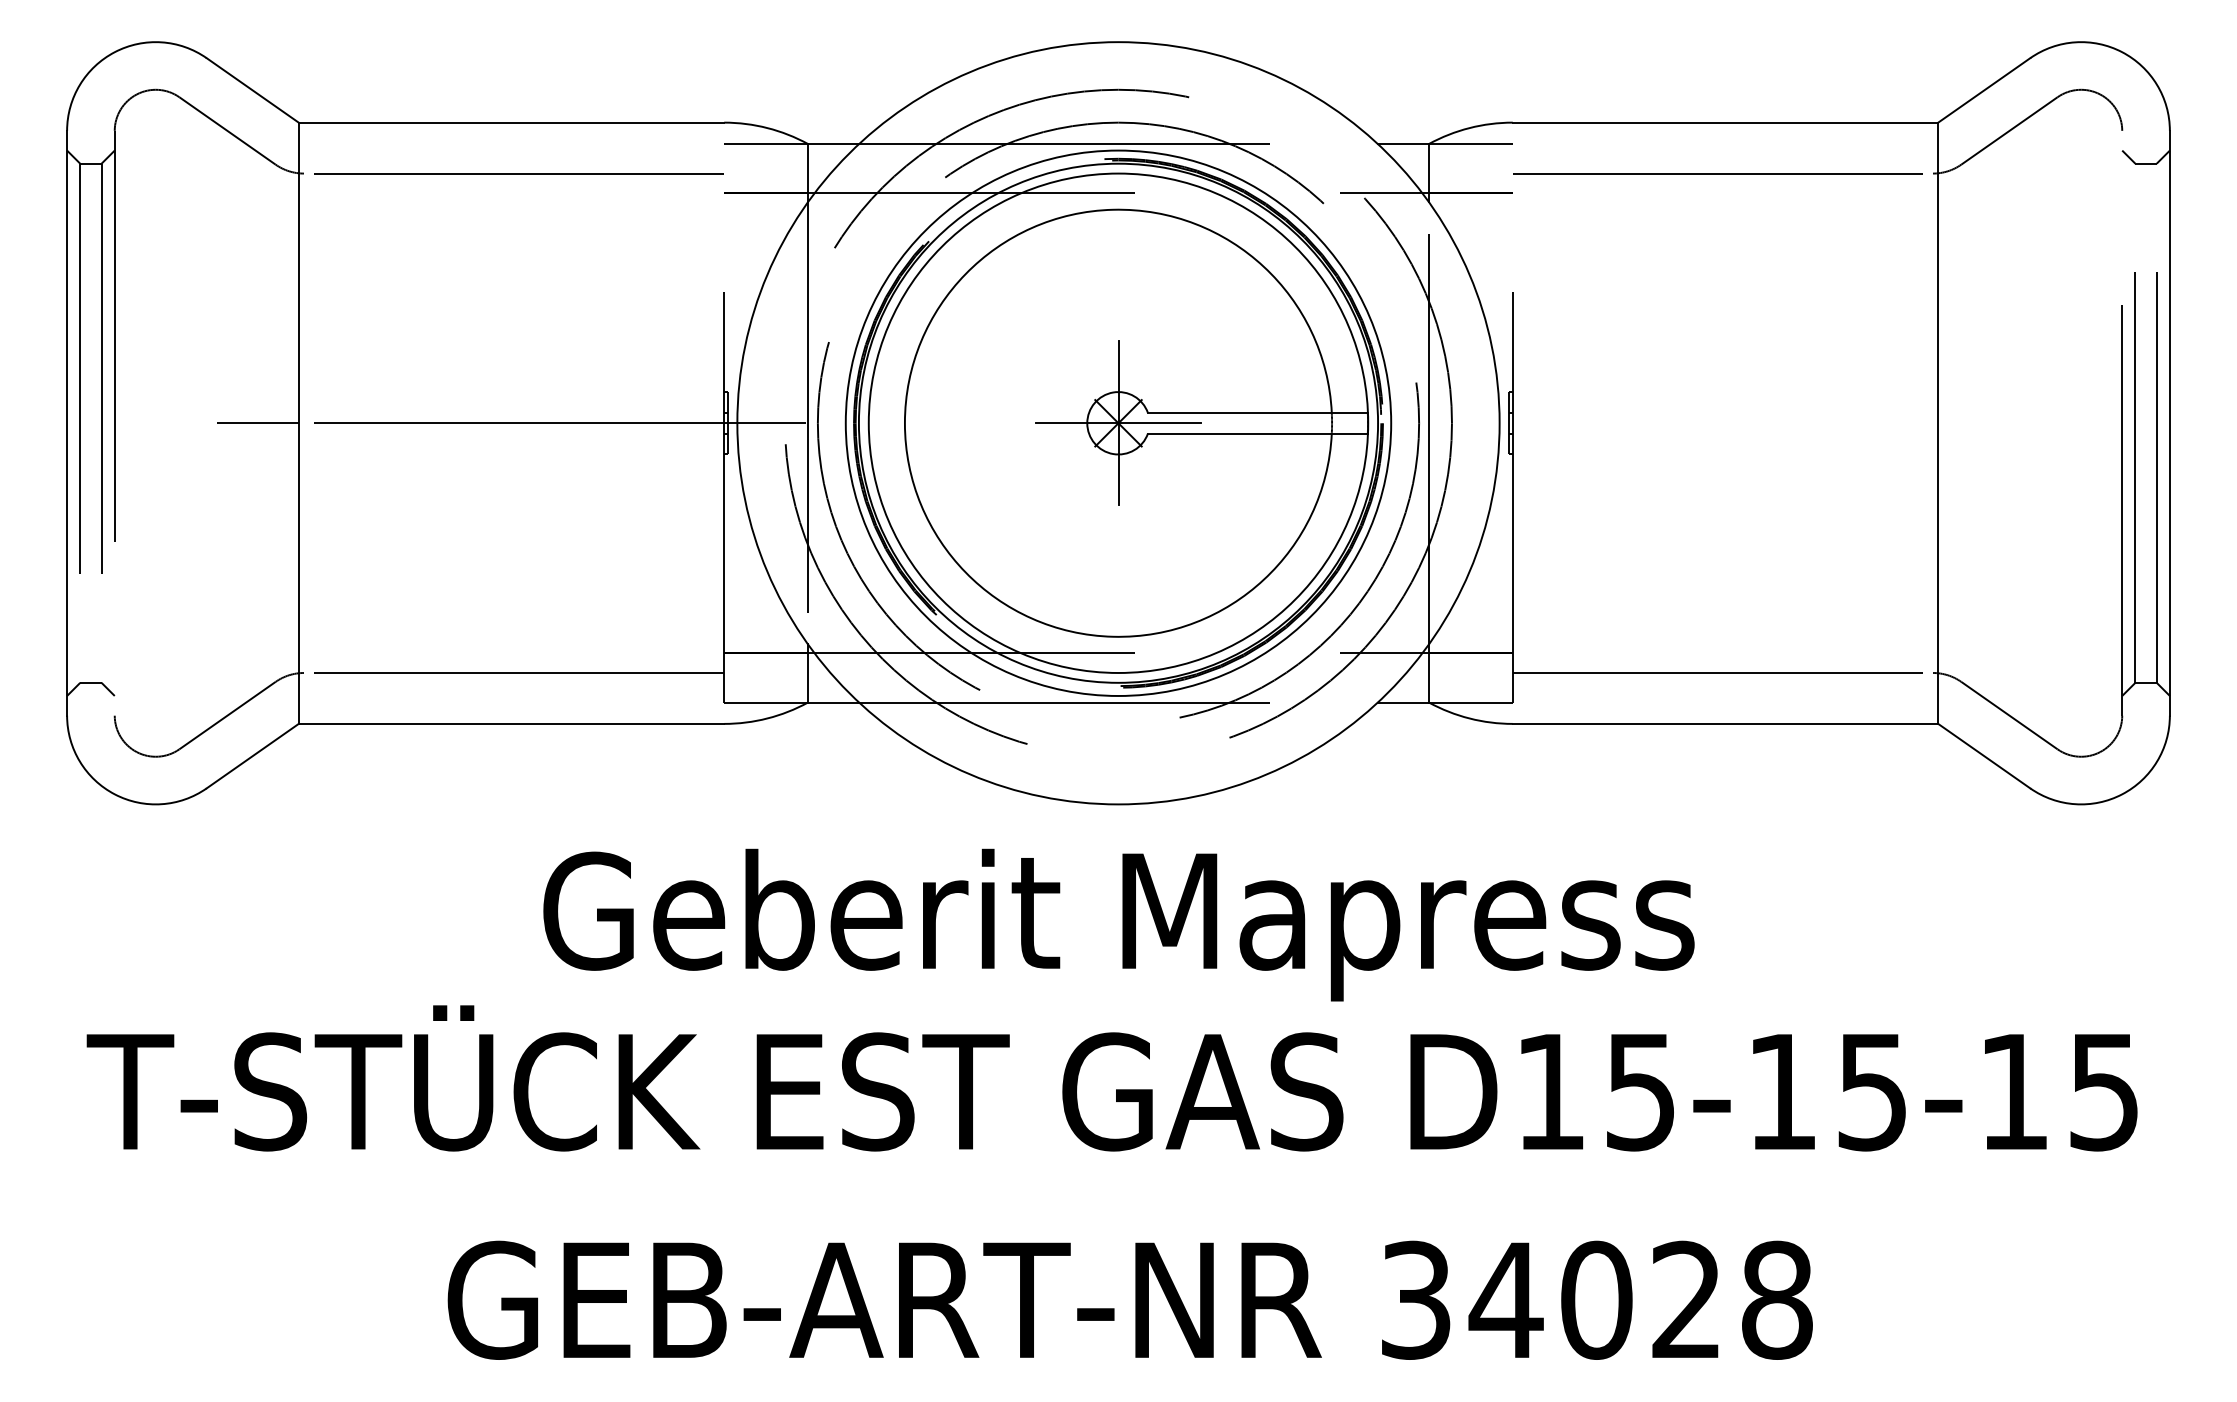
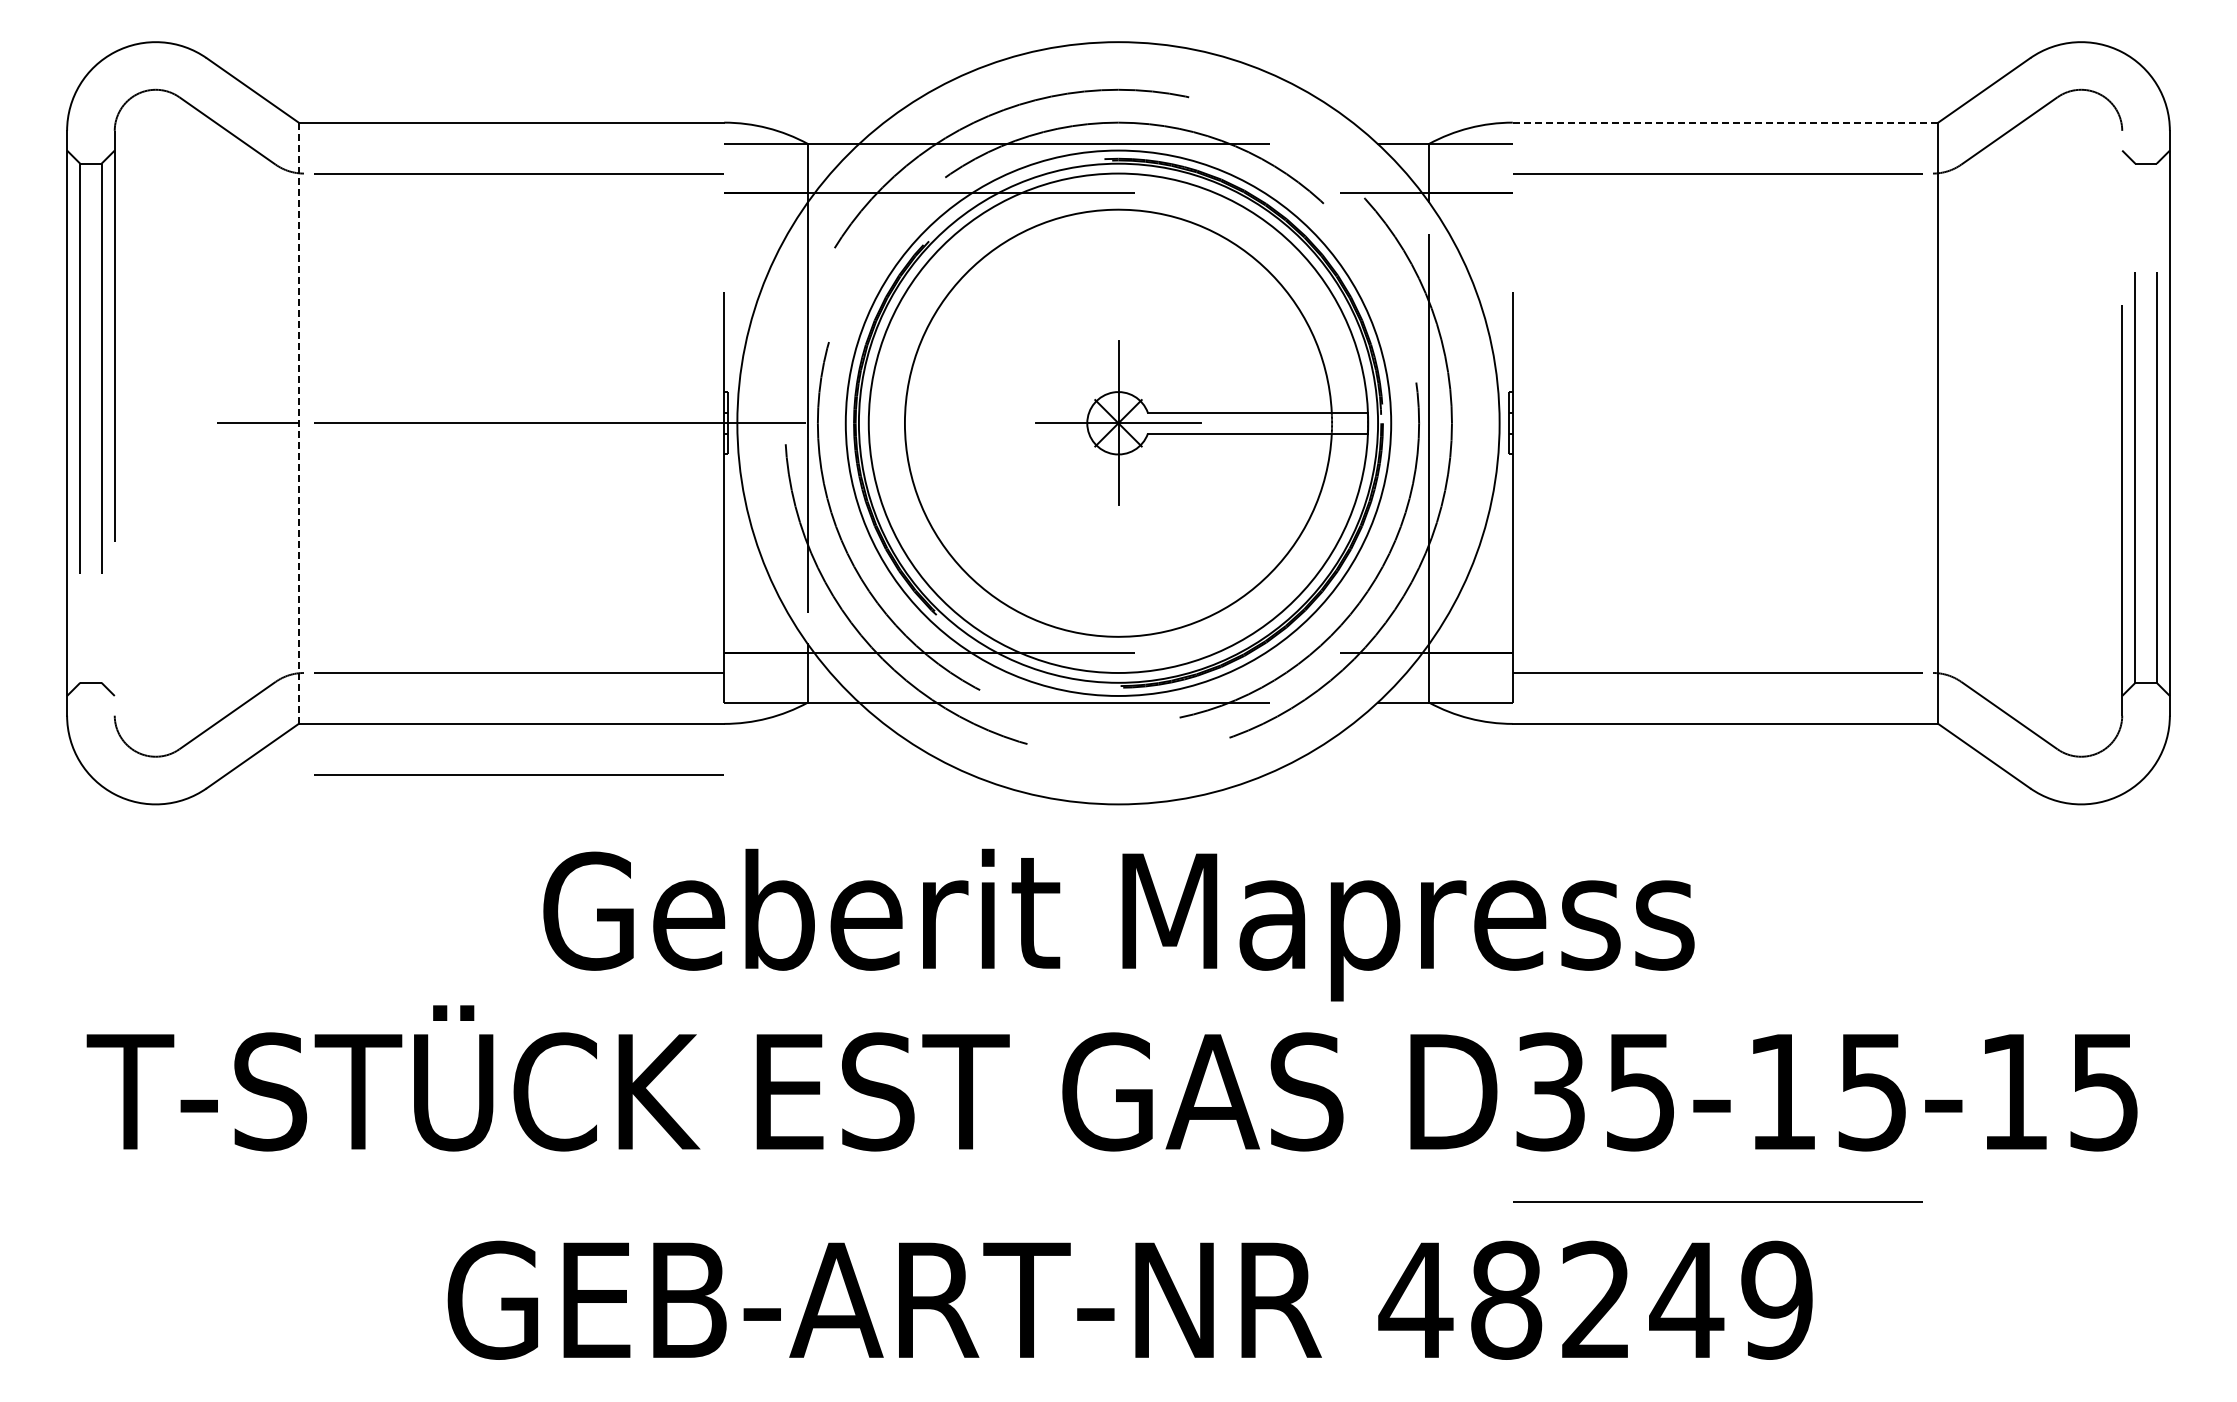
line: solid -> dashed (1725, 122)
line: solid -> dashed (298, 423)
line: none -> present (518, 774)
text: D15-15-15 -> D35-15-15 (1550, 1091)
line: none -> present (1717, 1201)
text: 34028 -> 48249 (1595, 1299)
